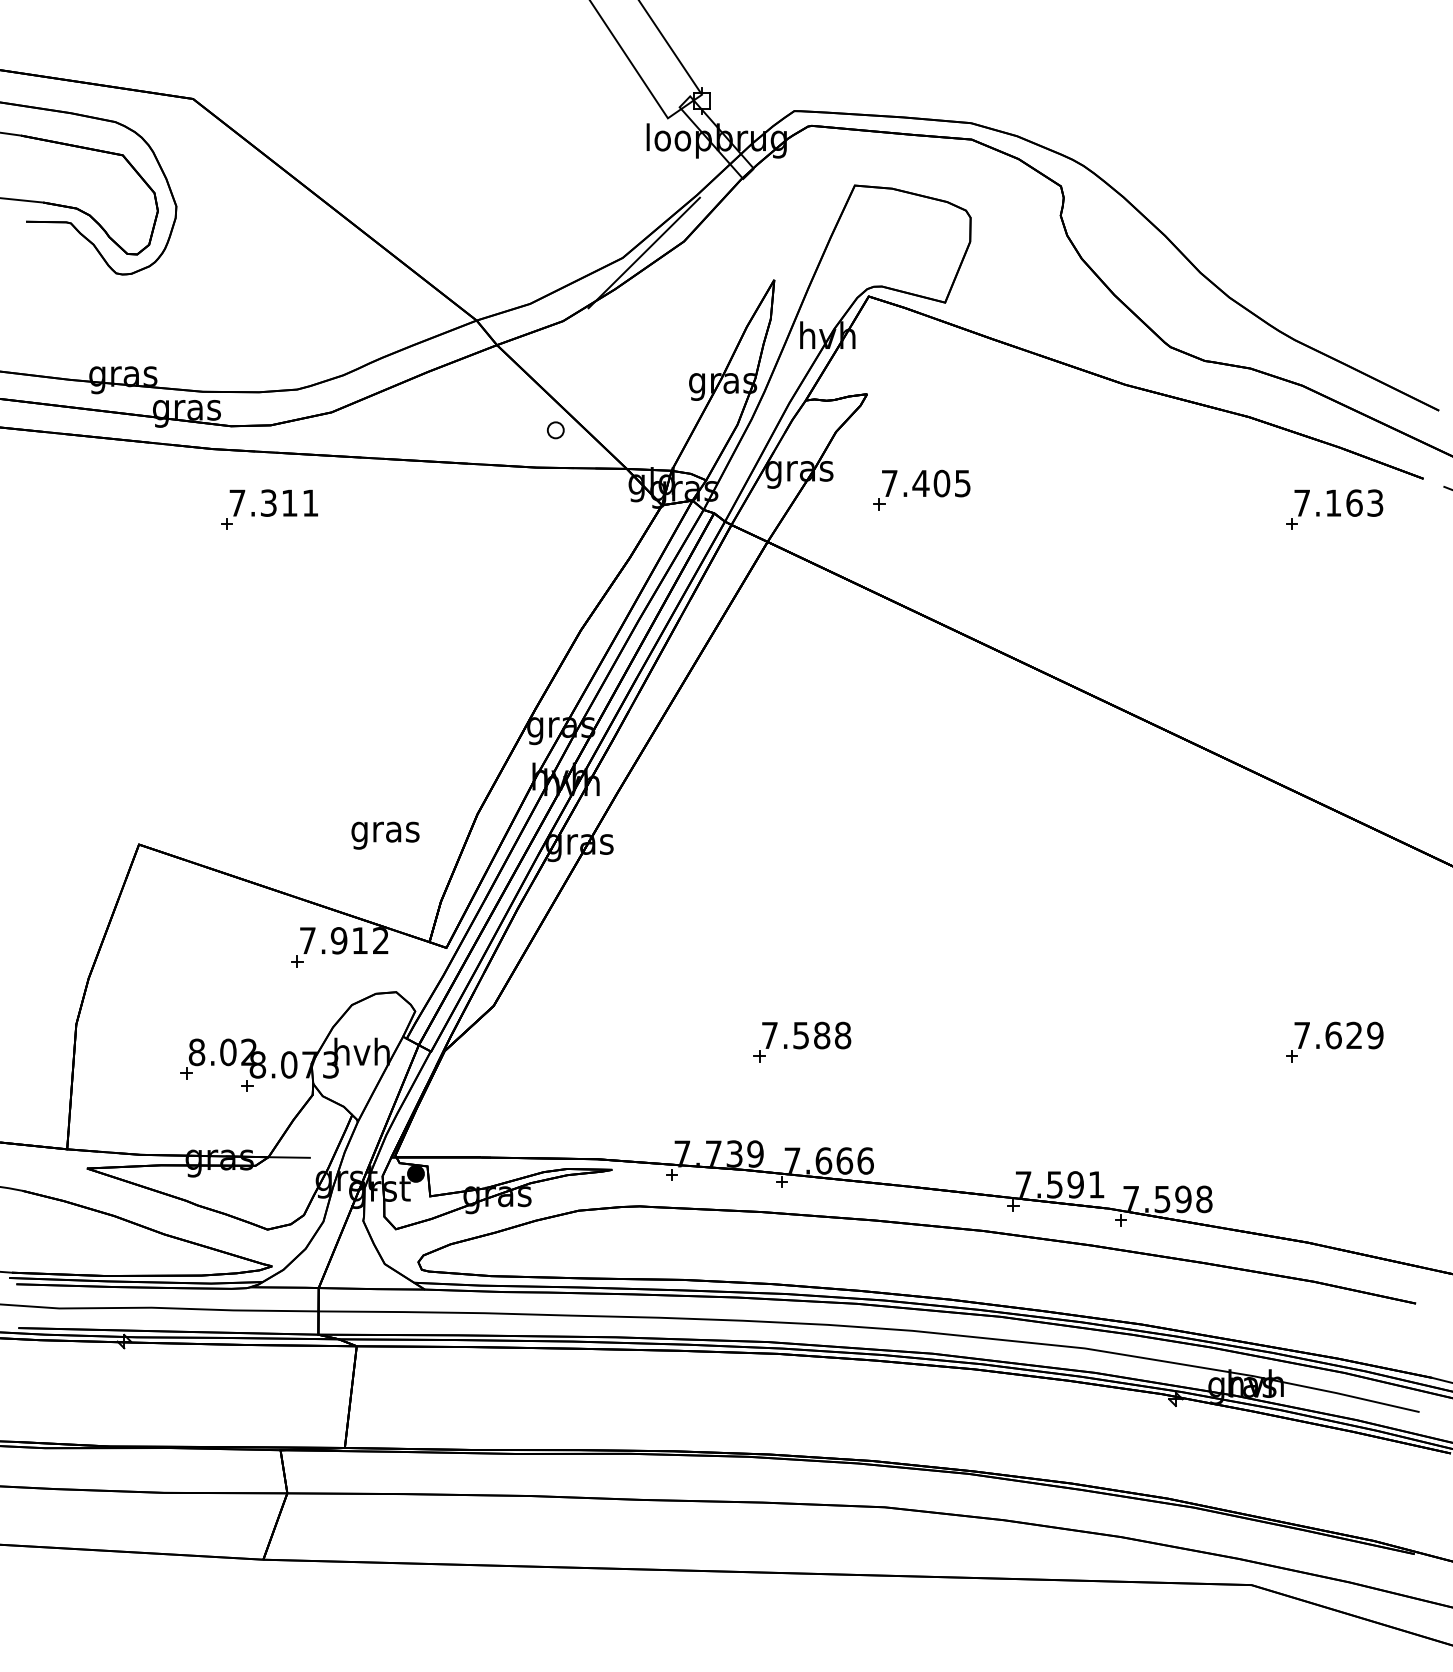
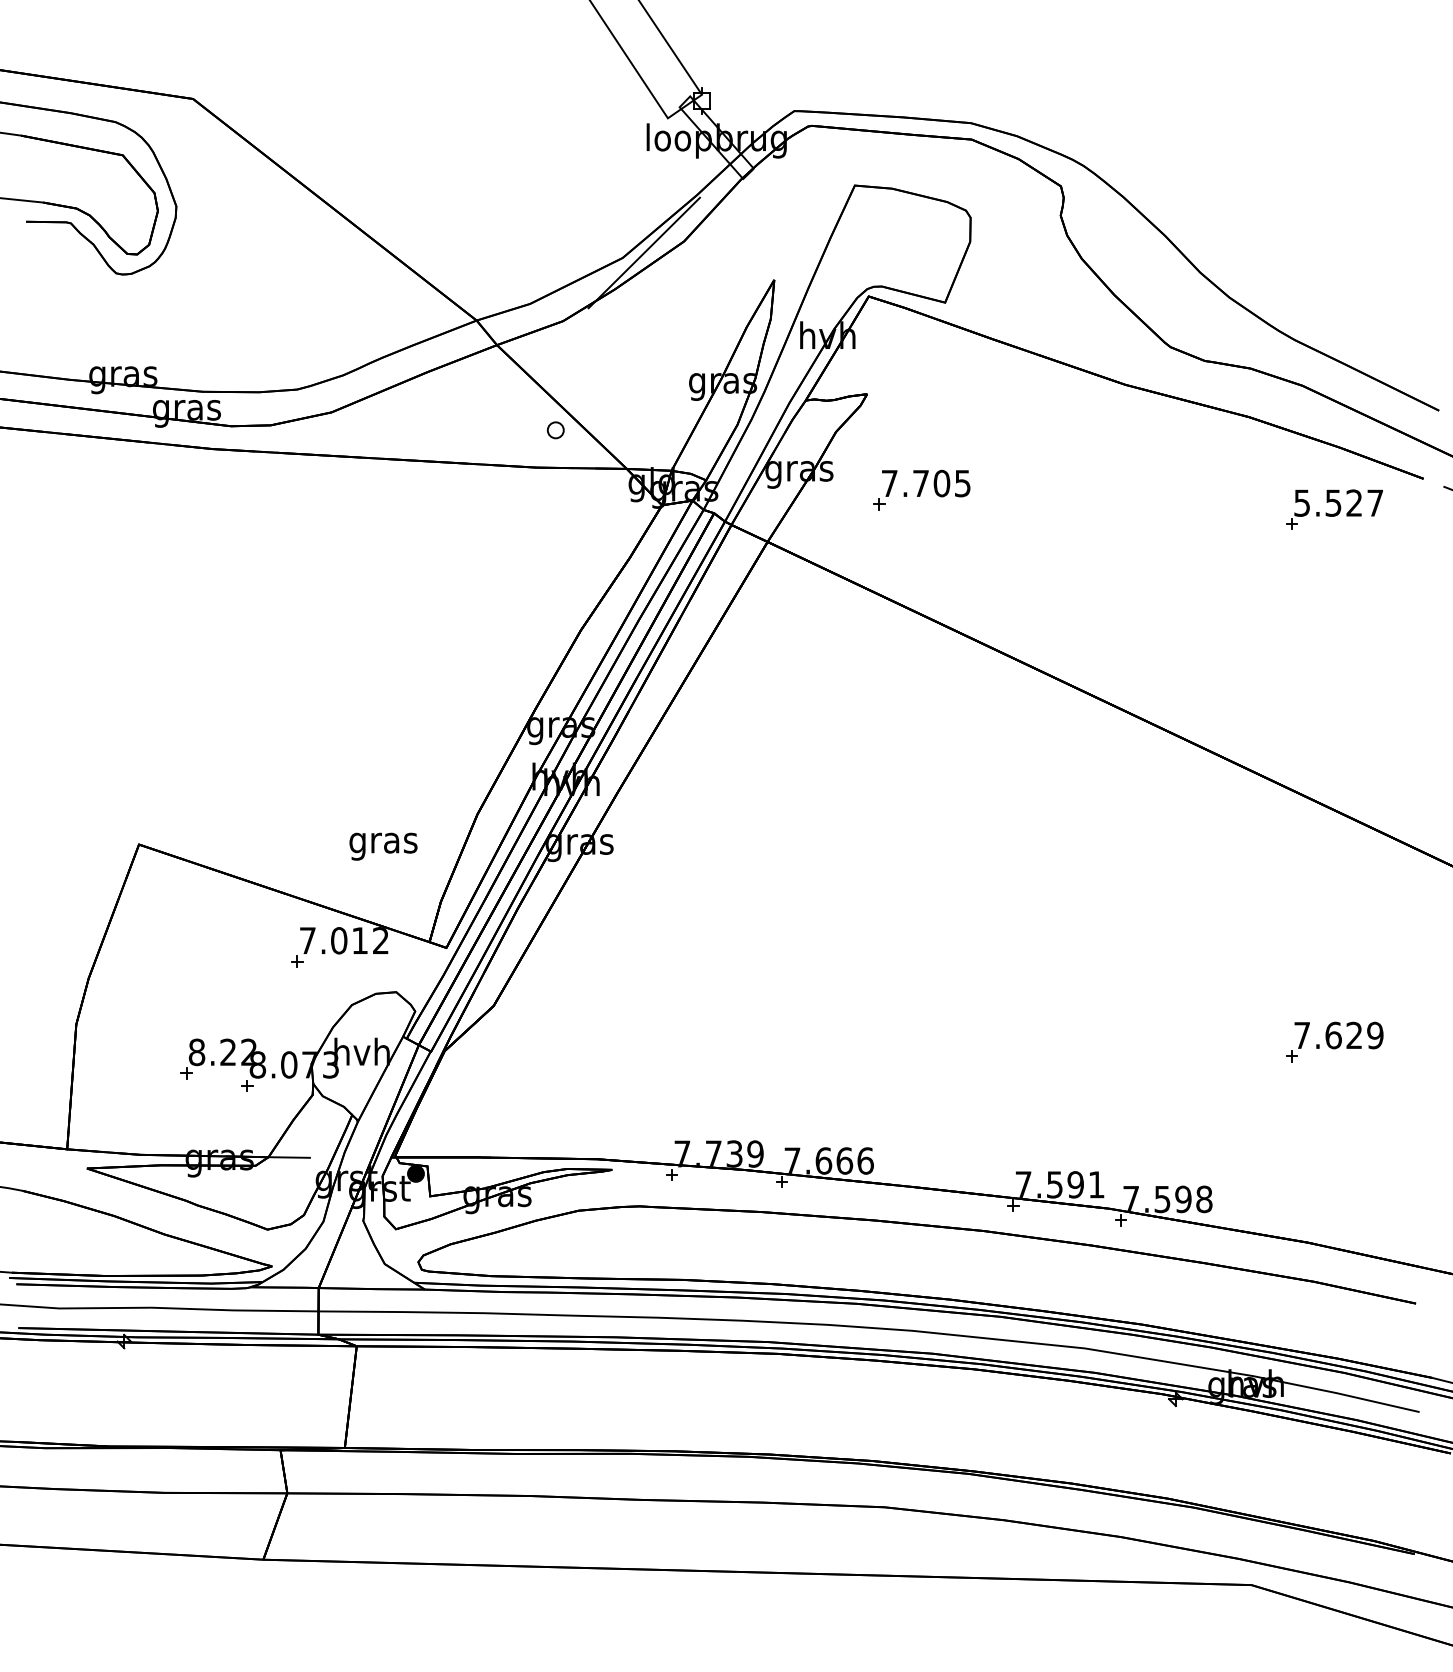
text: 7.405 -> 7.705 (920, 483)
text: 7.163 -> 5.527 (1338, 502)
part: present -> none (269, 509)
text position: (385, 835) -> (383, 846) (383, 846)
text: 7.912 -> 7.012 (338, 940)
part: present -> none (802, 1041)
text: 8.02 -> 8.22 (228, 1052)
